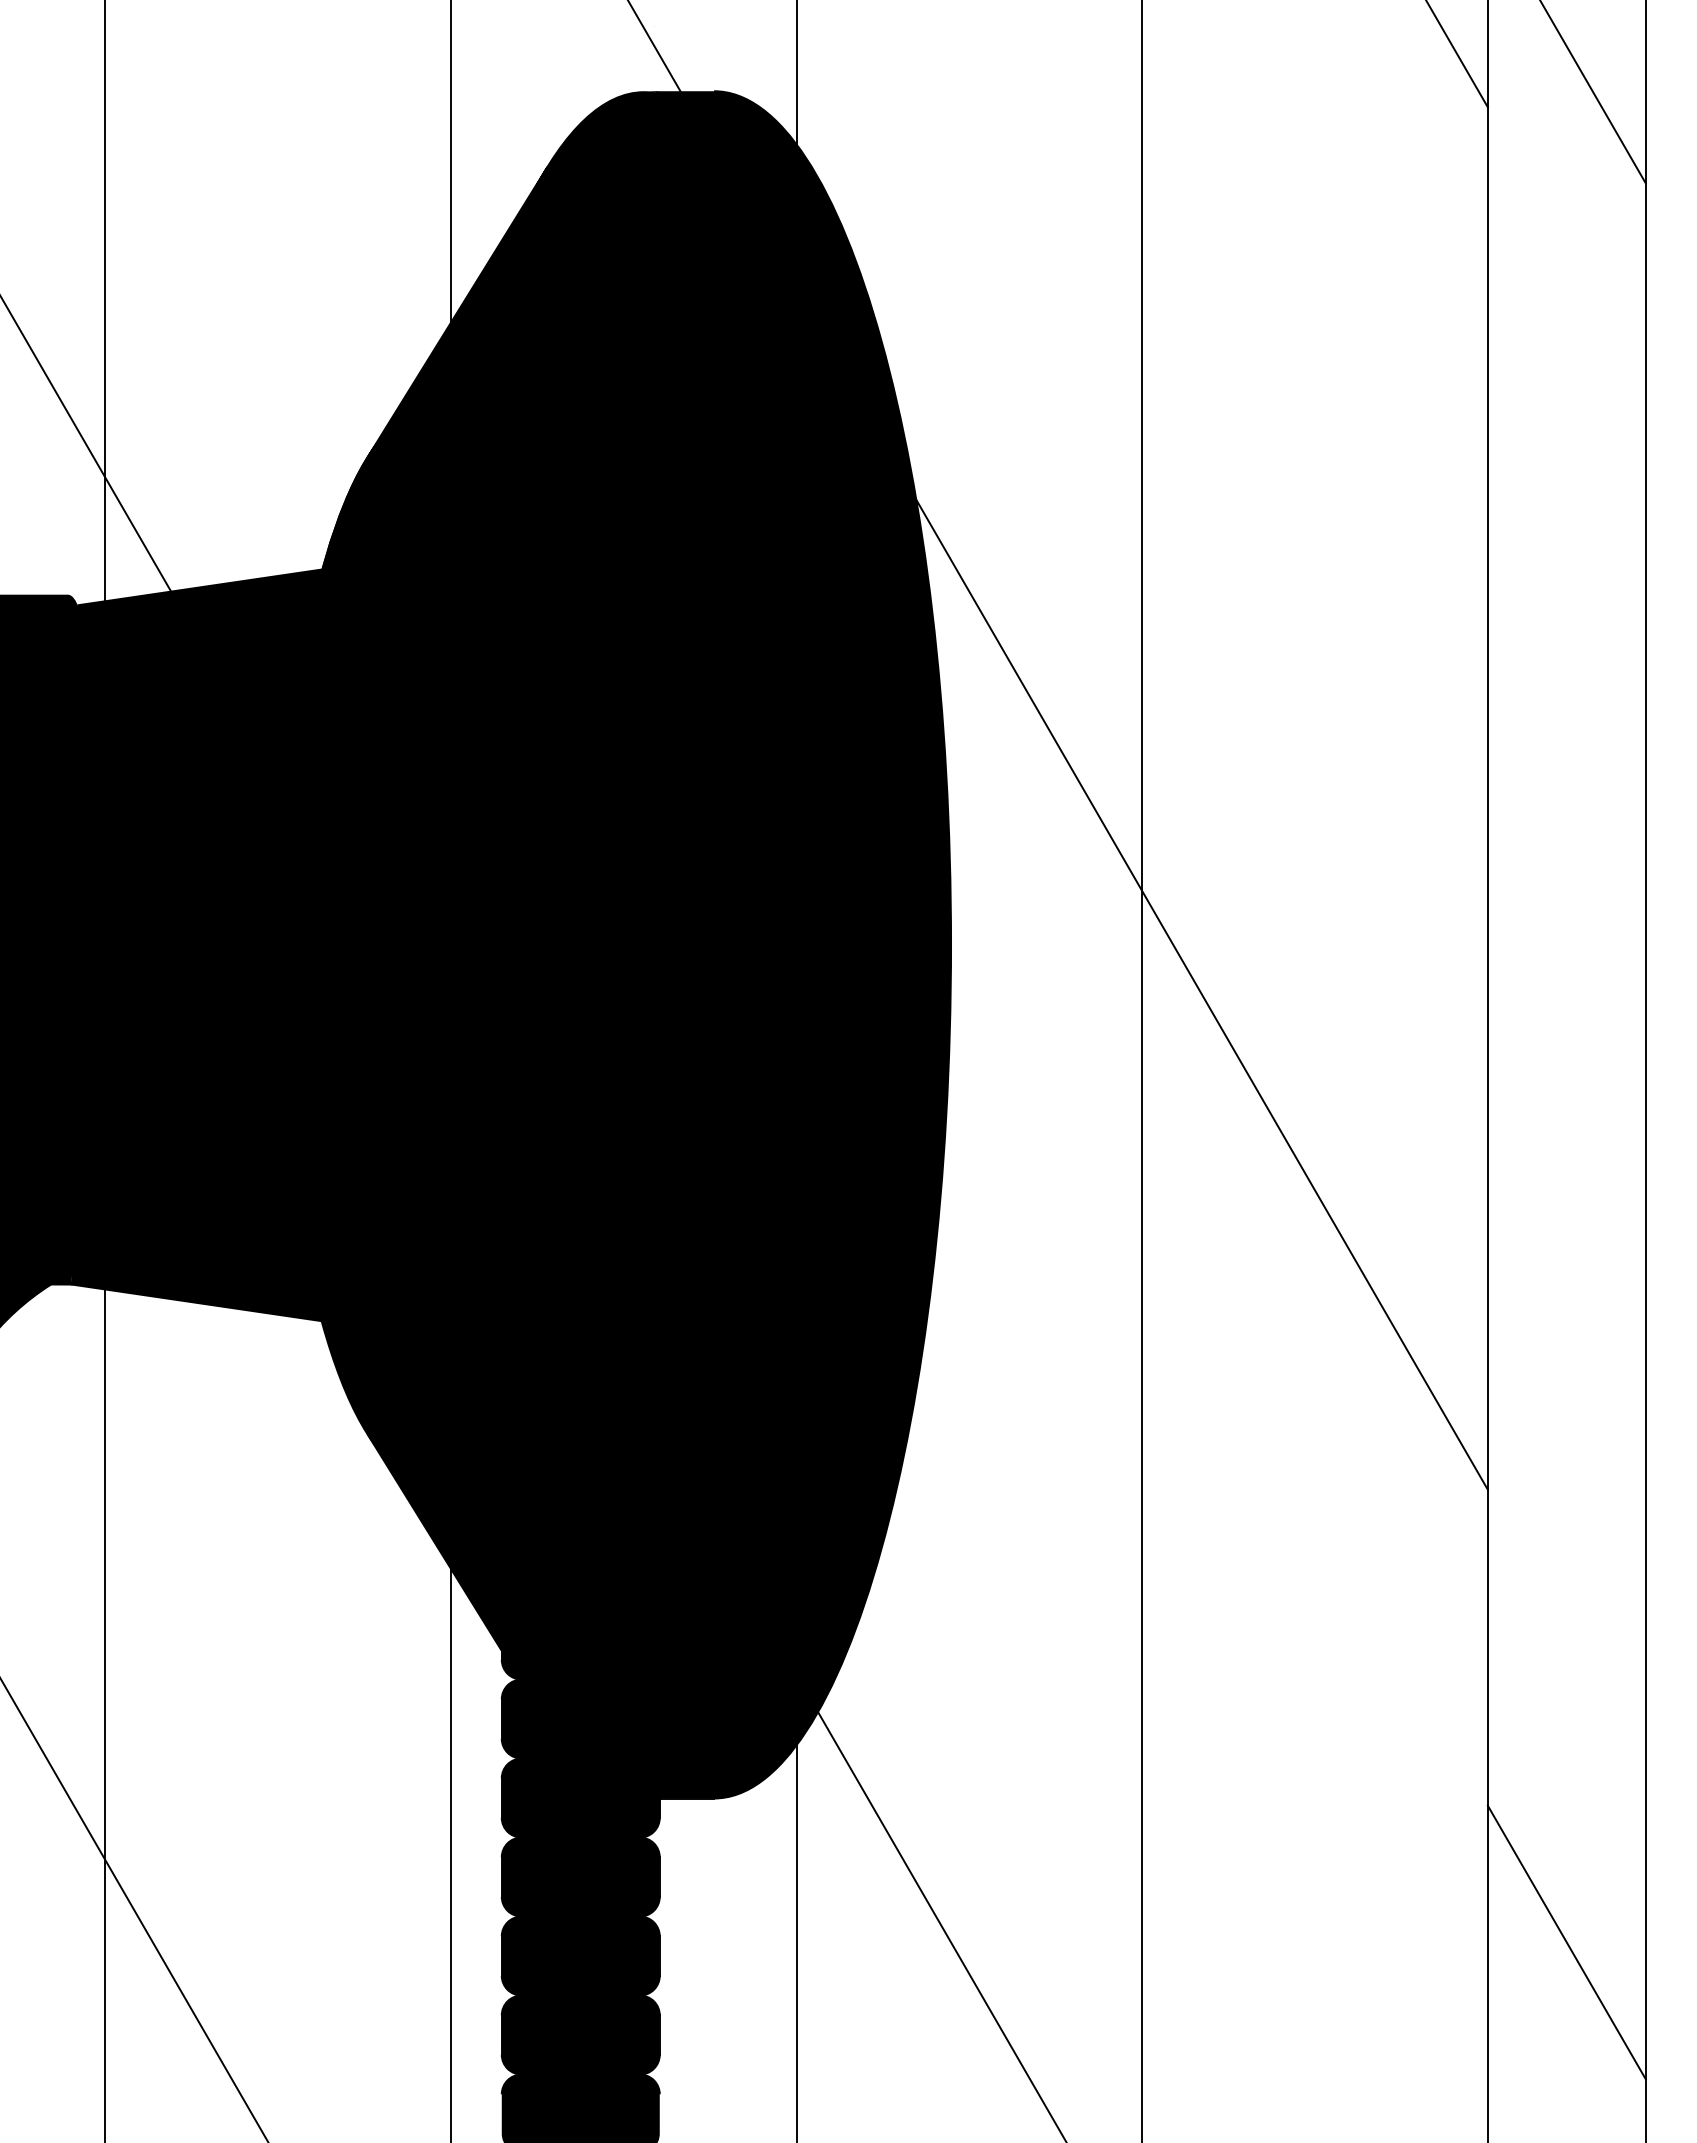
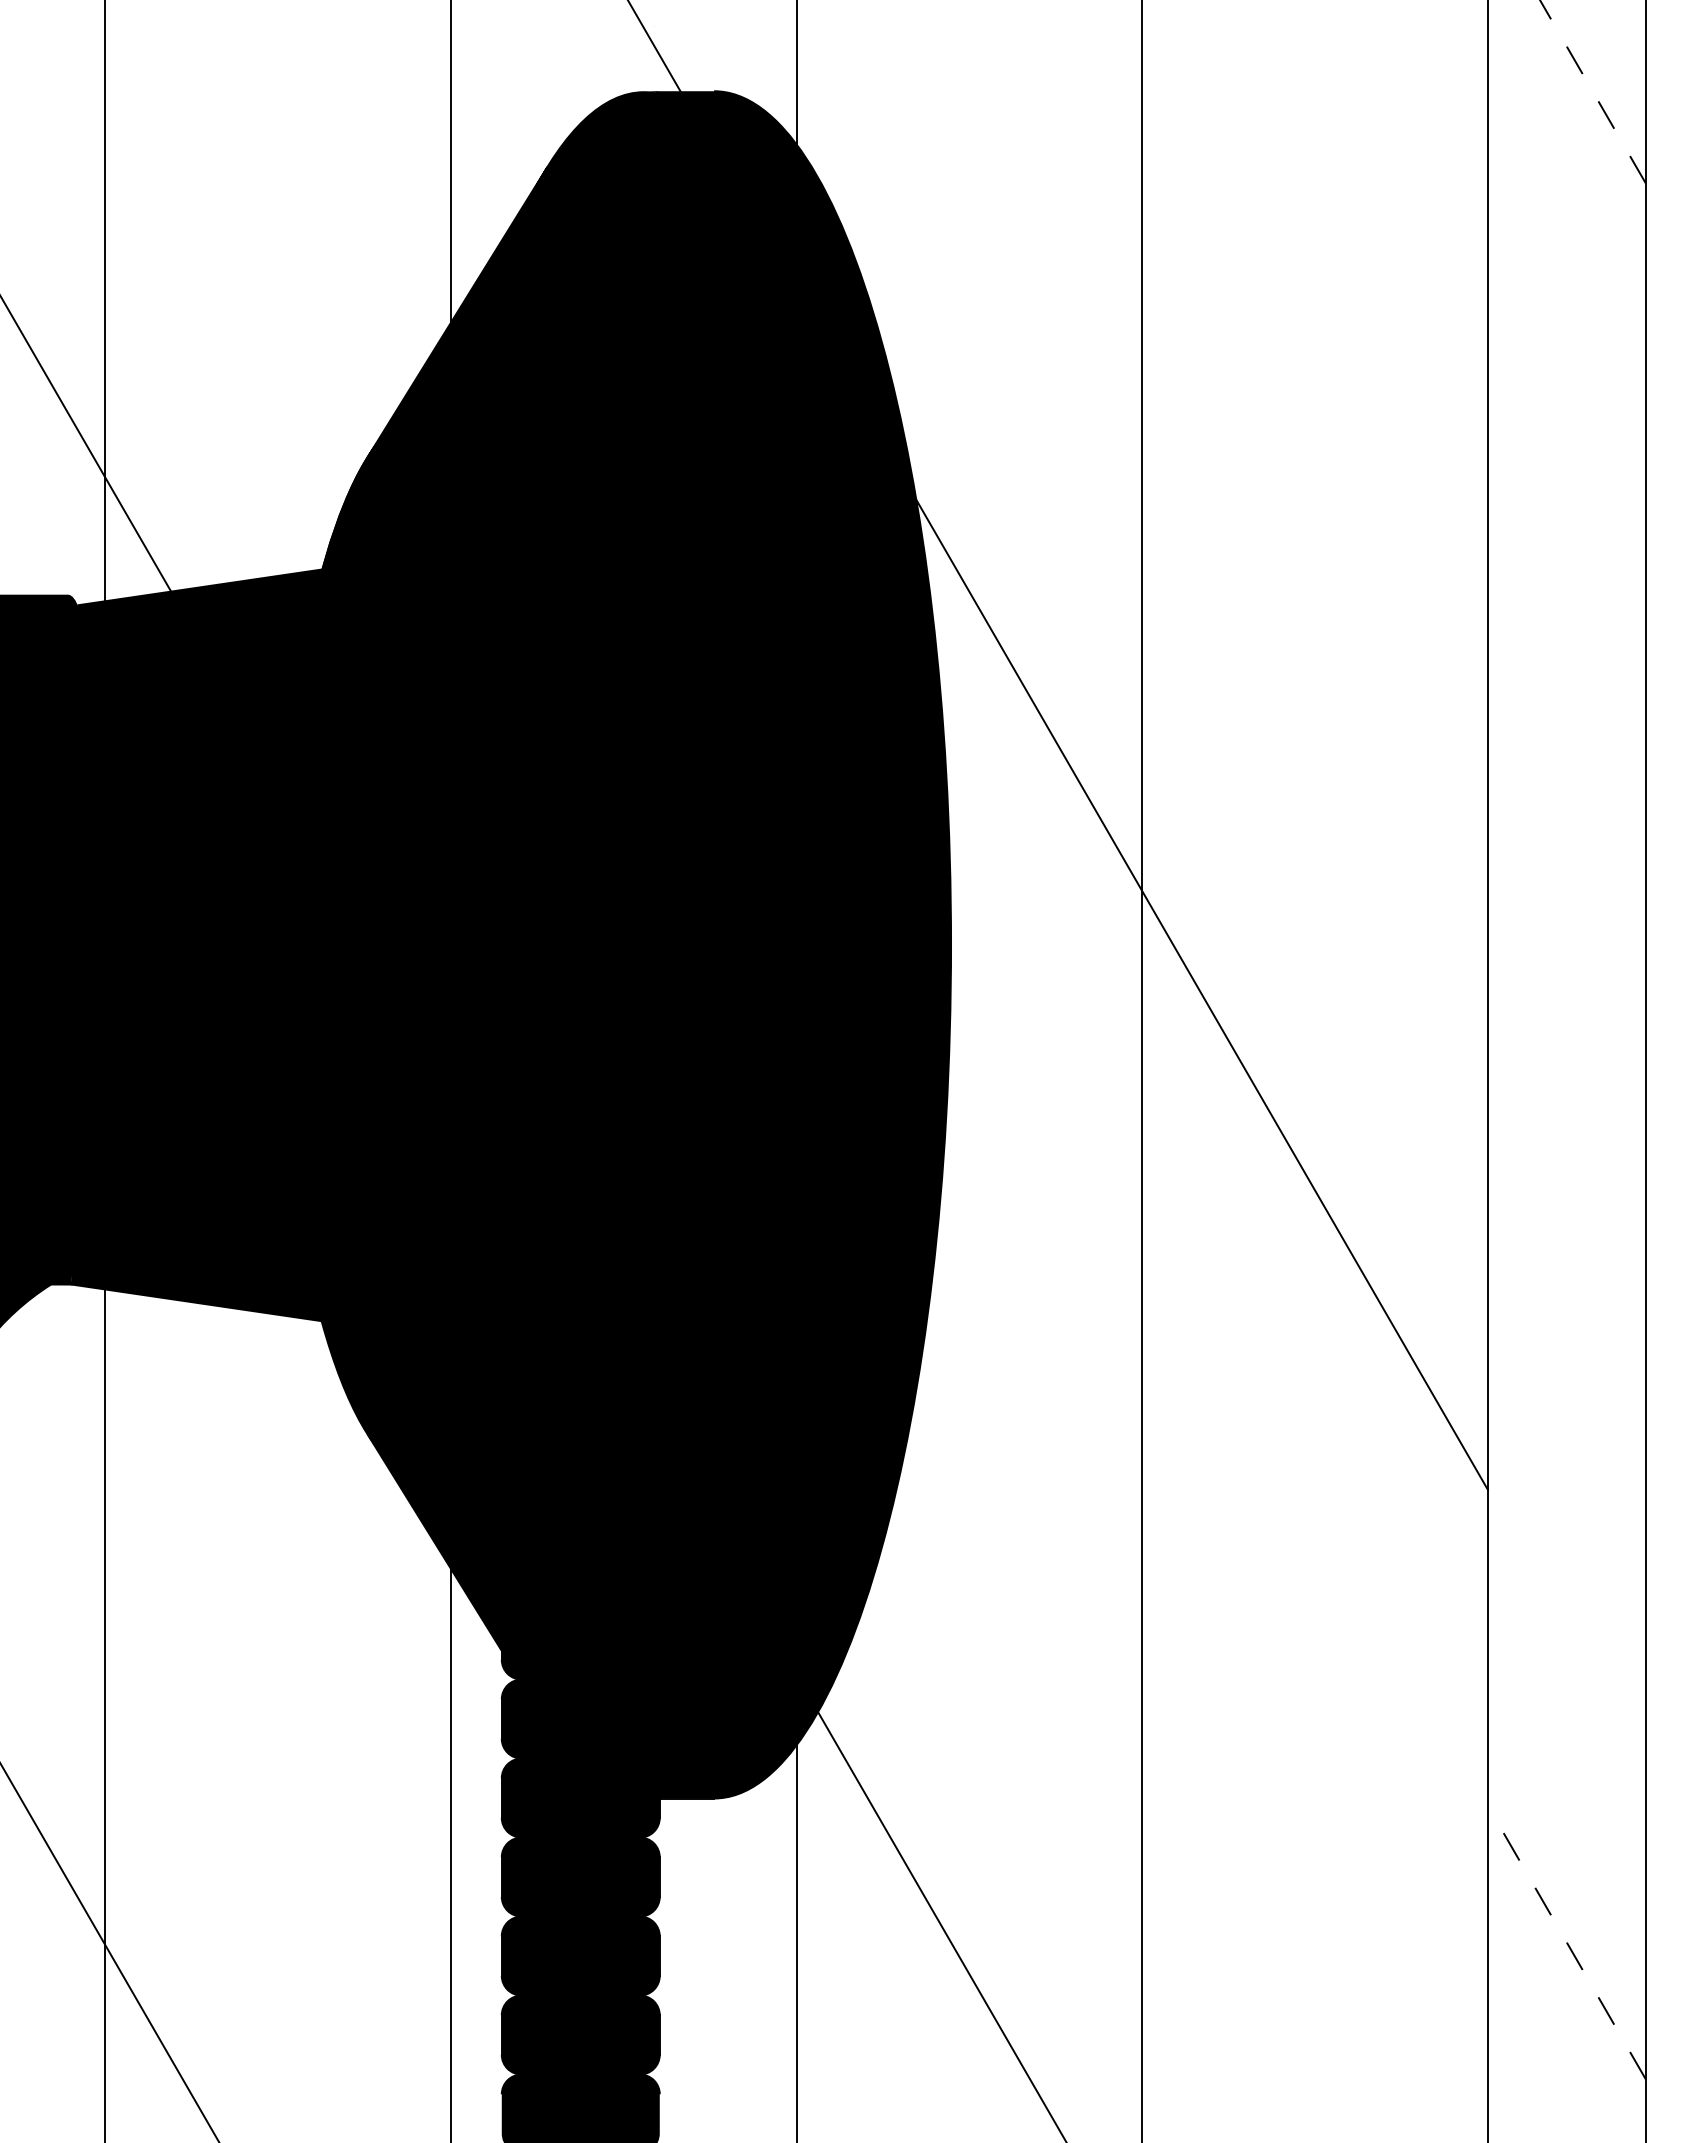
line: present -> none (1457, 54)
line: solid -> dashed (1592, 91)
line position: (134, 1910) -> (109, 1952) (109, 1952)
line: solid -> dashed (1566, 1942)
